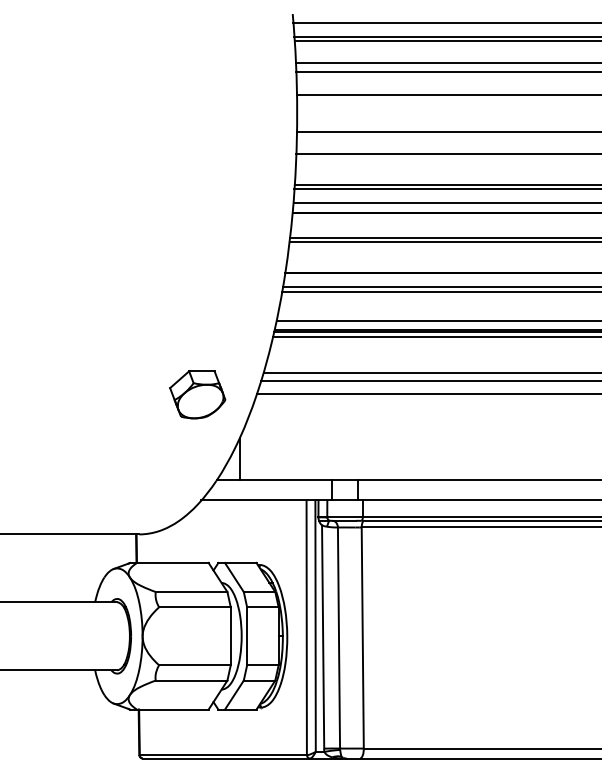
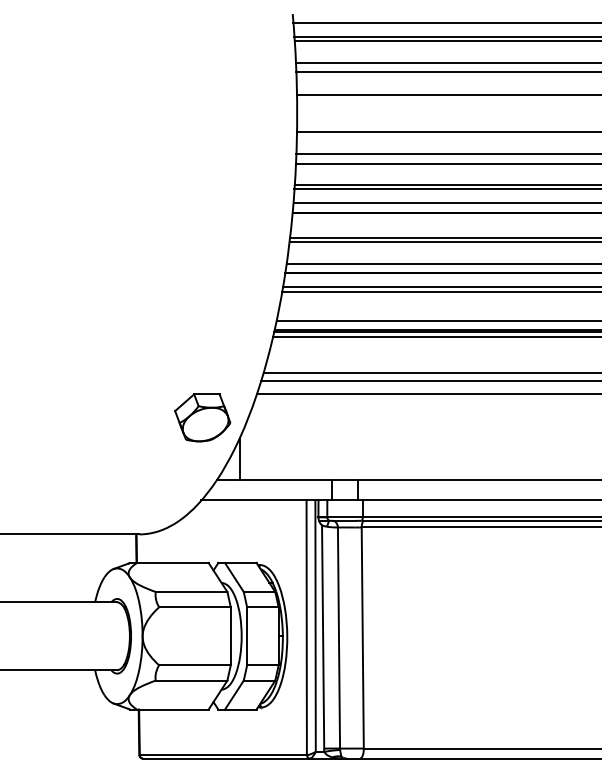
line: none -> present (446, 163)
line: none -> present (442, 263)
part position: (197, 394) -> (202, 417) (202, 417)
